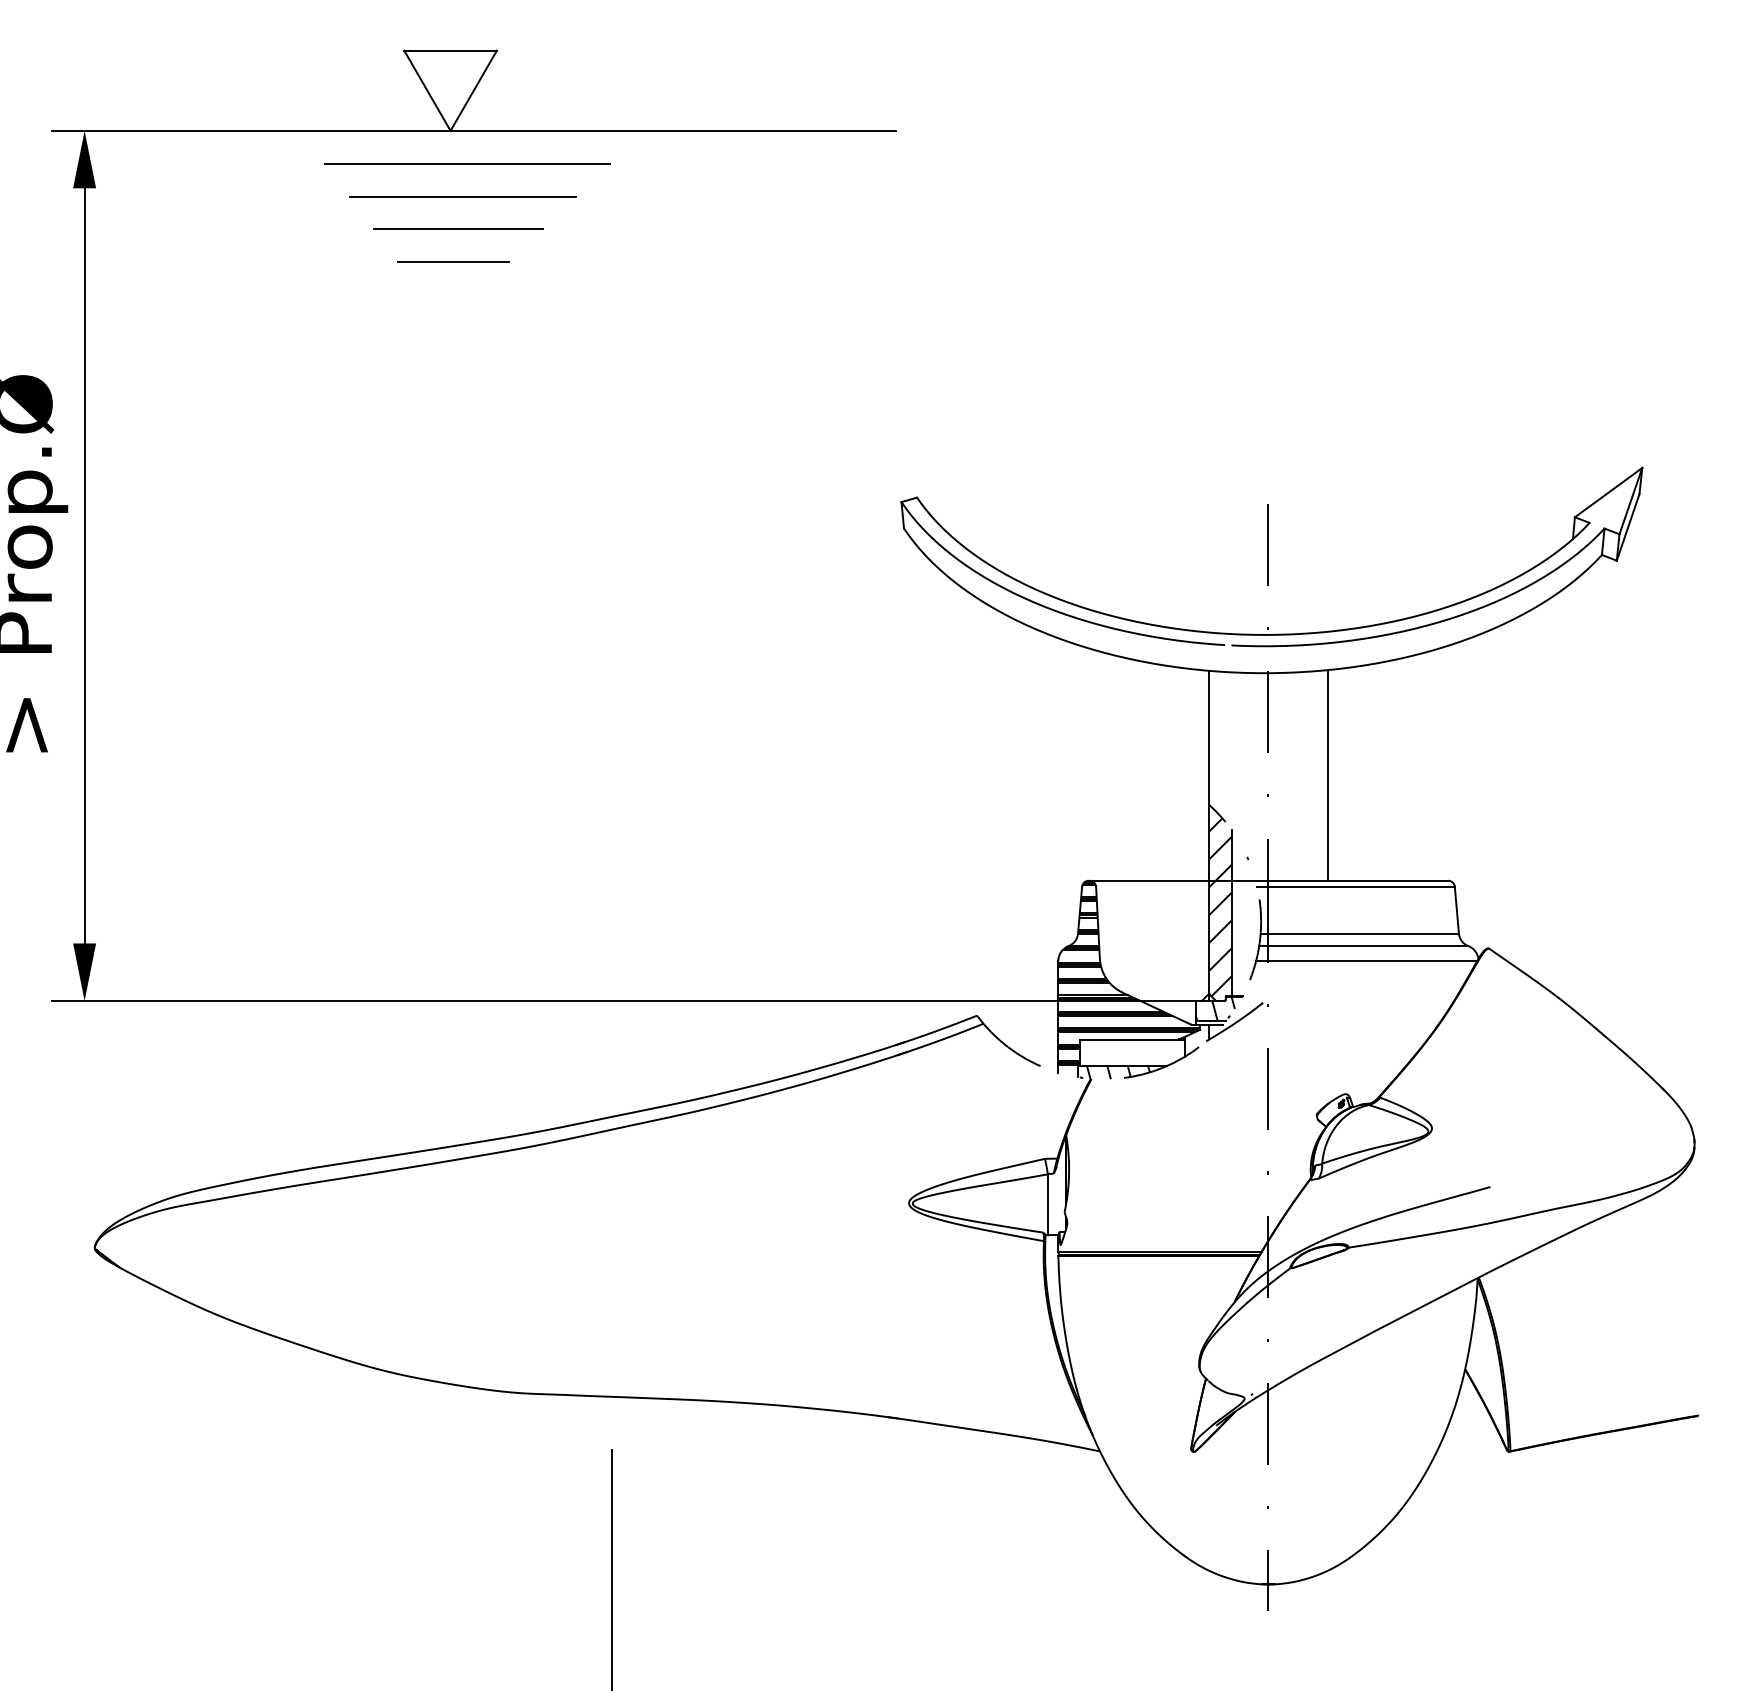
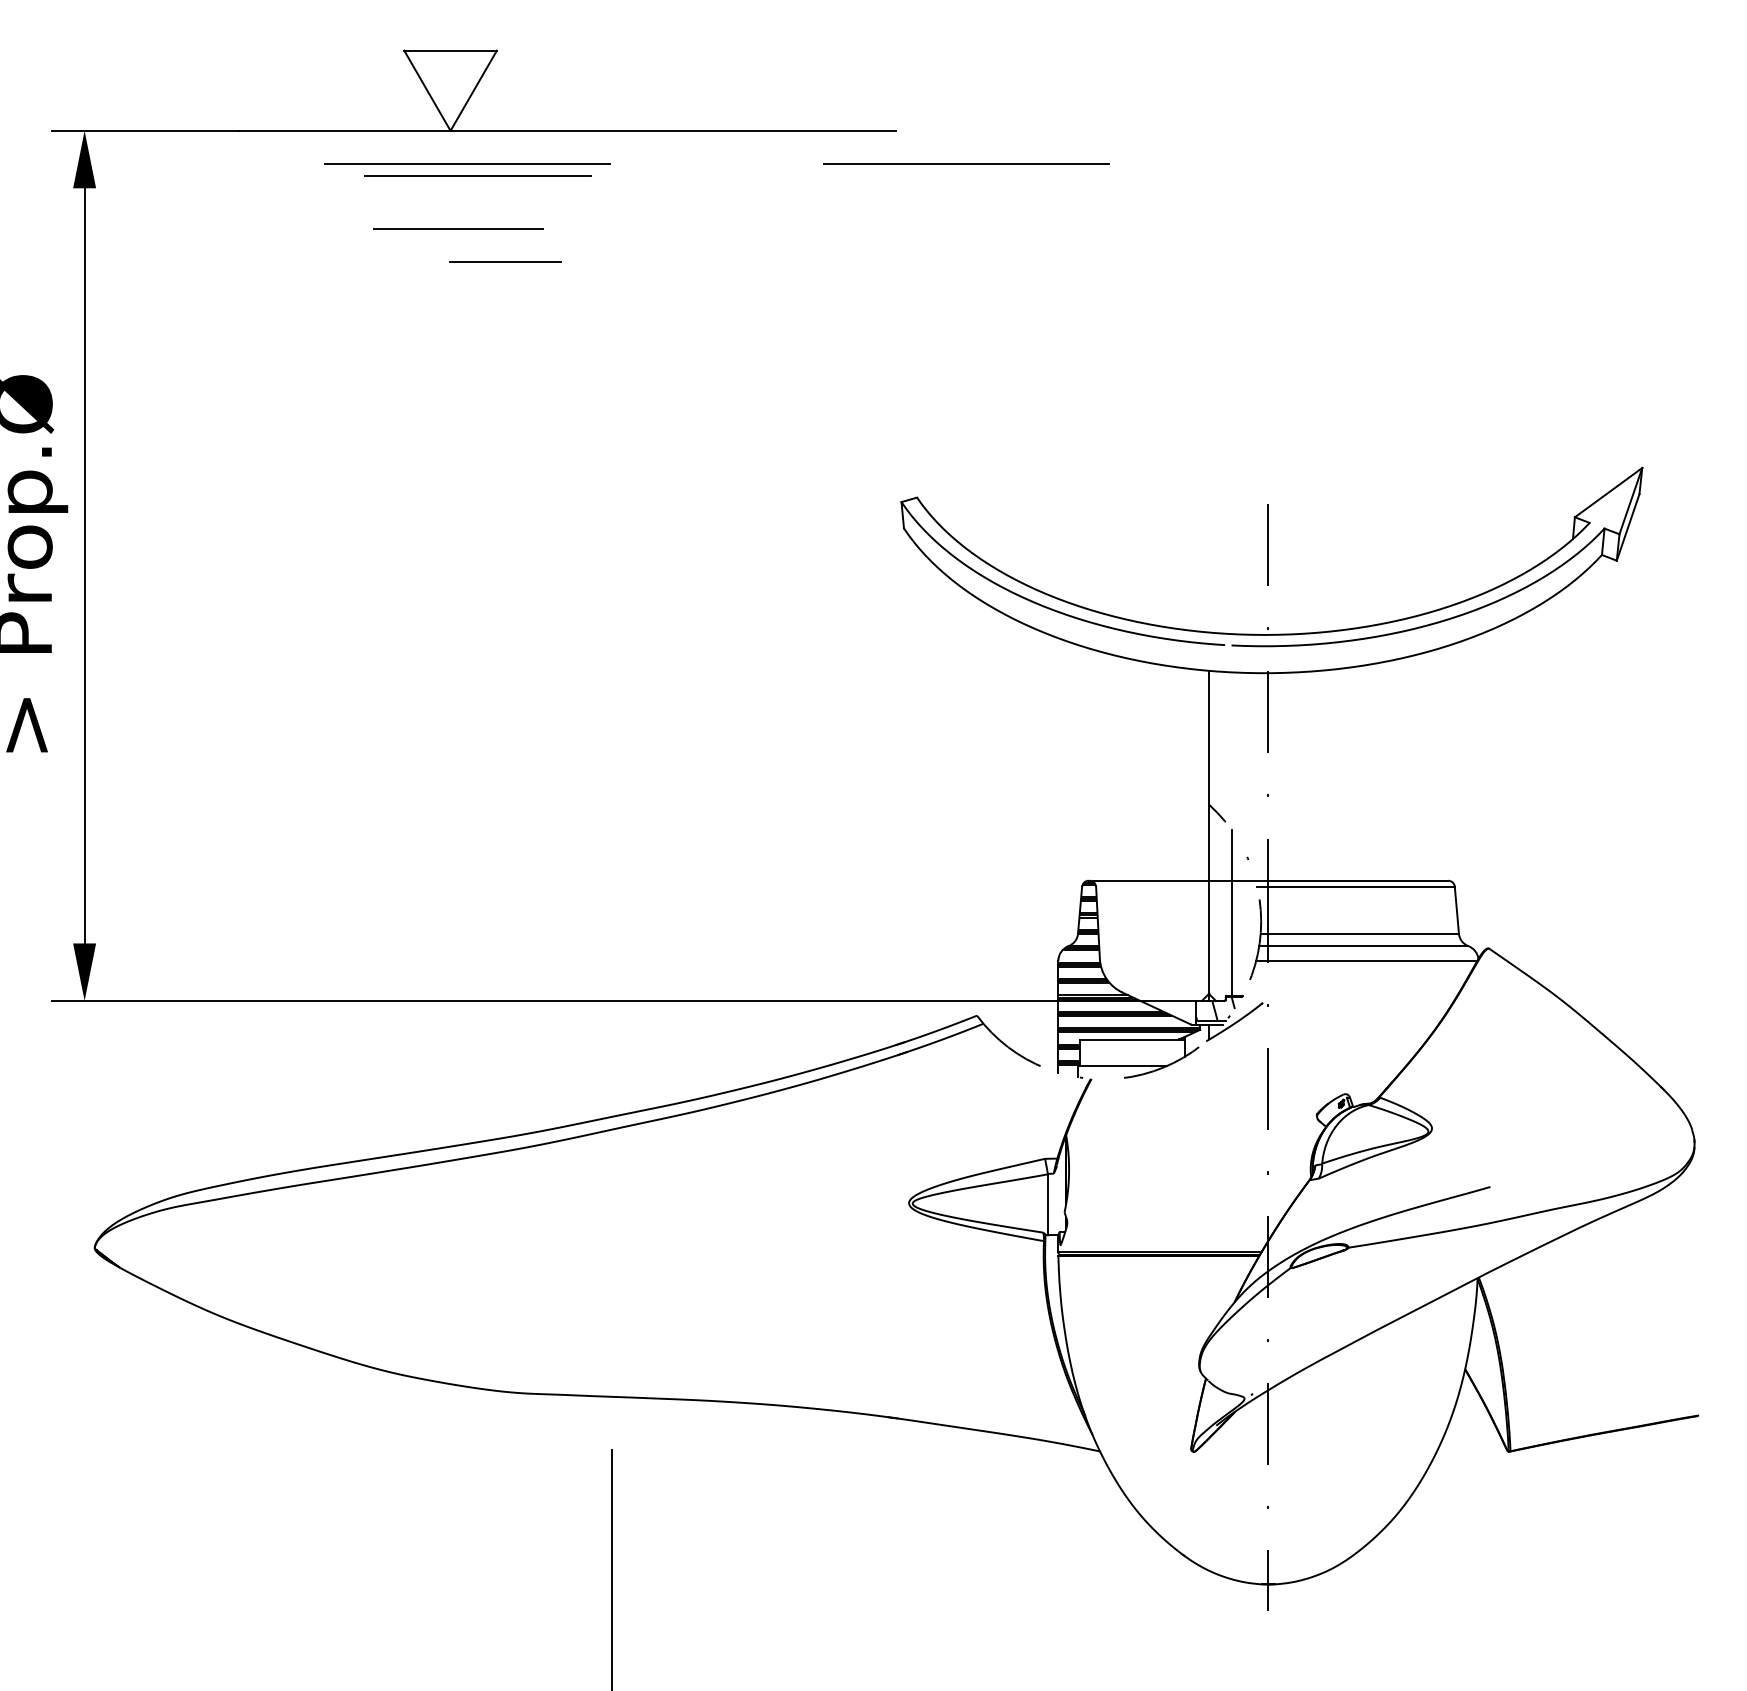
line: none -> present (966, 163)
line position: (462, 196) -> (477, 175) (477, 175)
line position: (453, 261) -> (505, 261) (505, 261)
line: present -> none (1327, 775)
hatch: present -> none (1220, 907)
hatch: present -> none (1117, 1072)
